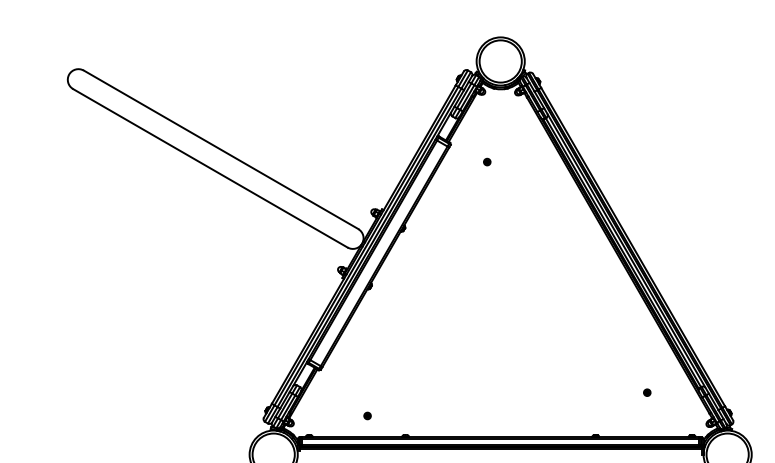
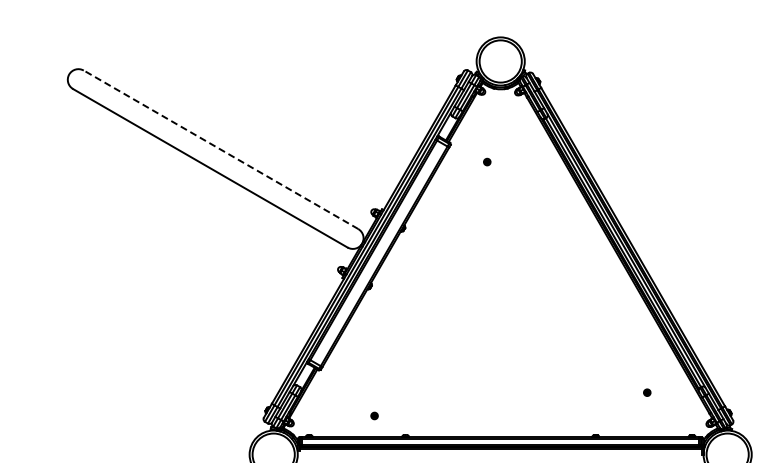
line: solid -> dashed (220, 149)
part position: (367, 415) -> (374, 415) (374, 415)
